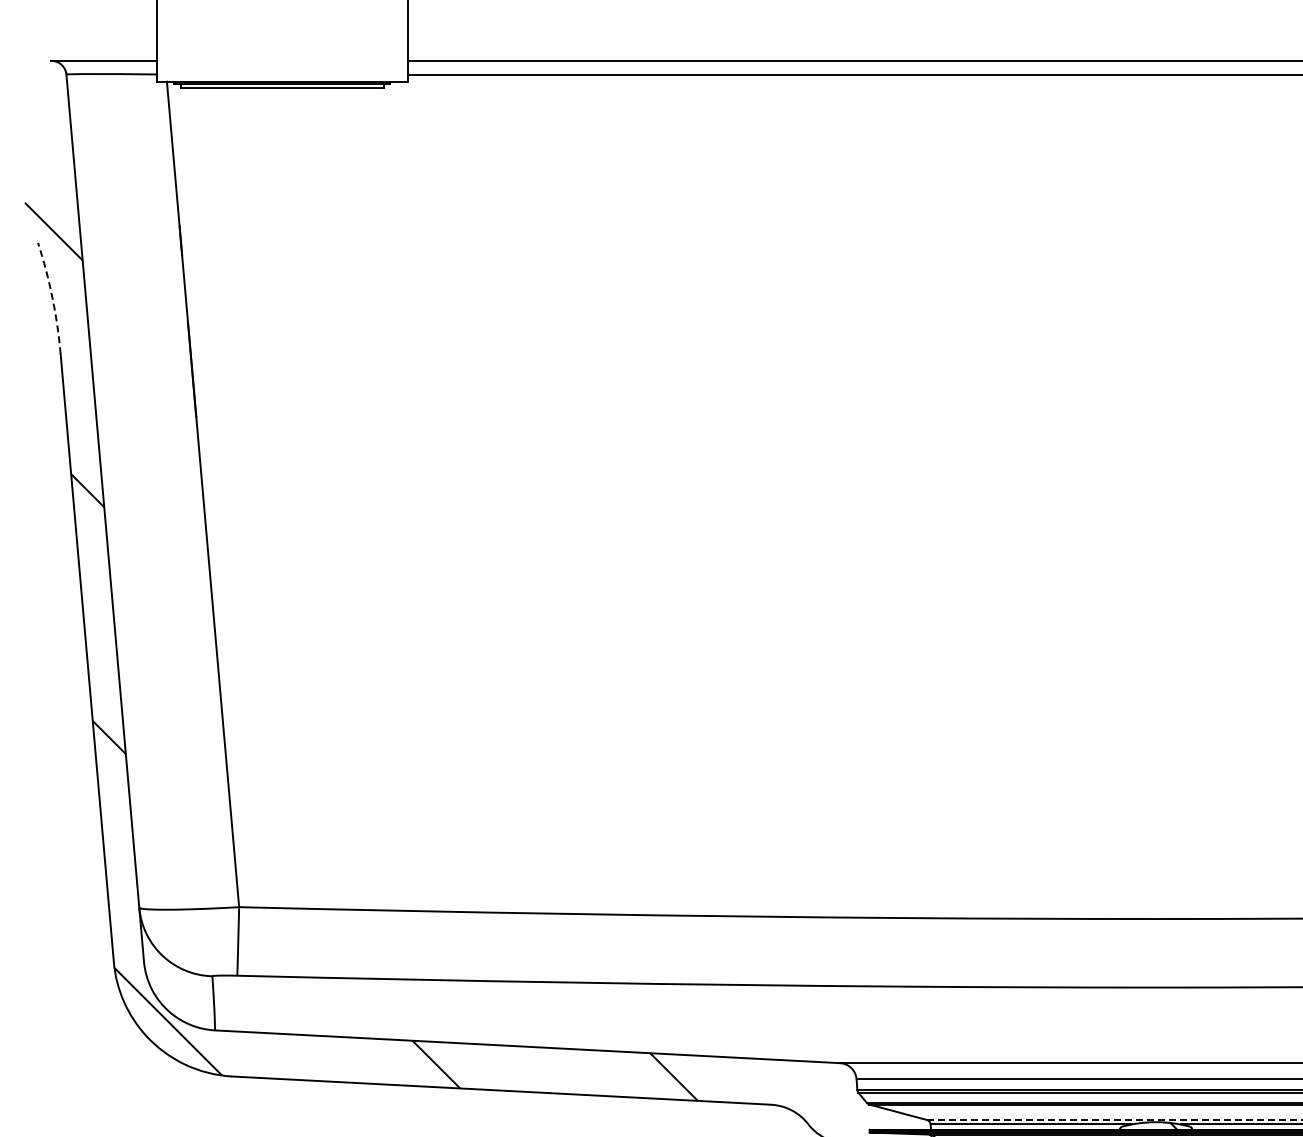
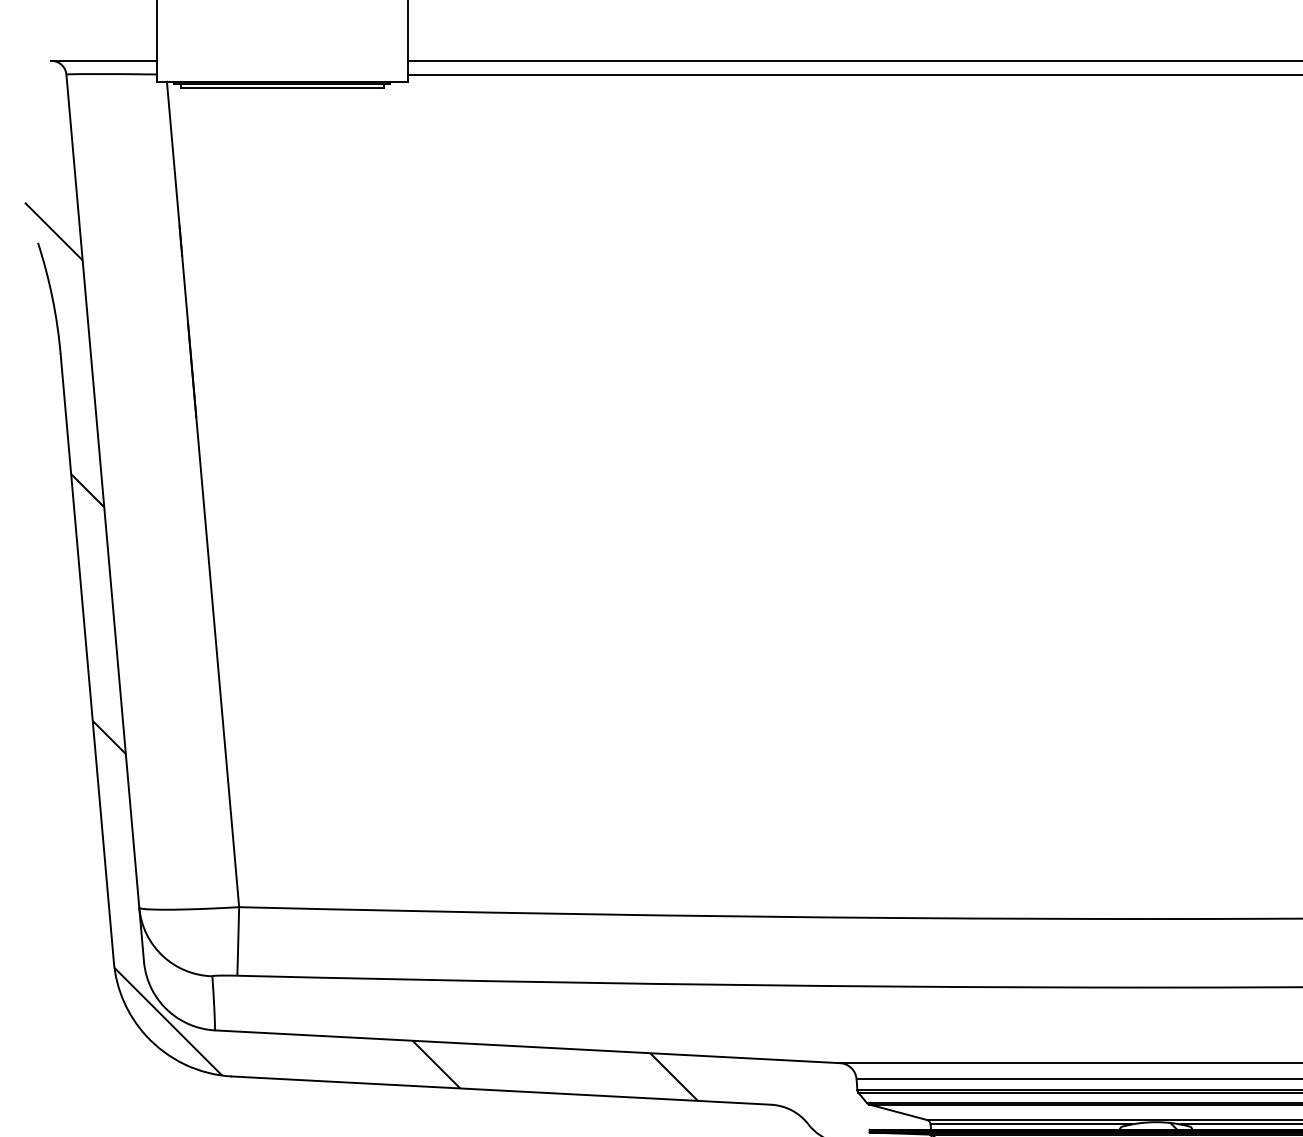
arc: dashed -> solid (52, 297)
line: dashed -> solid (1114, 1119)
